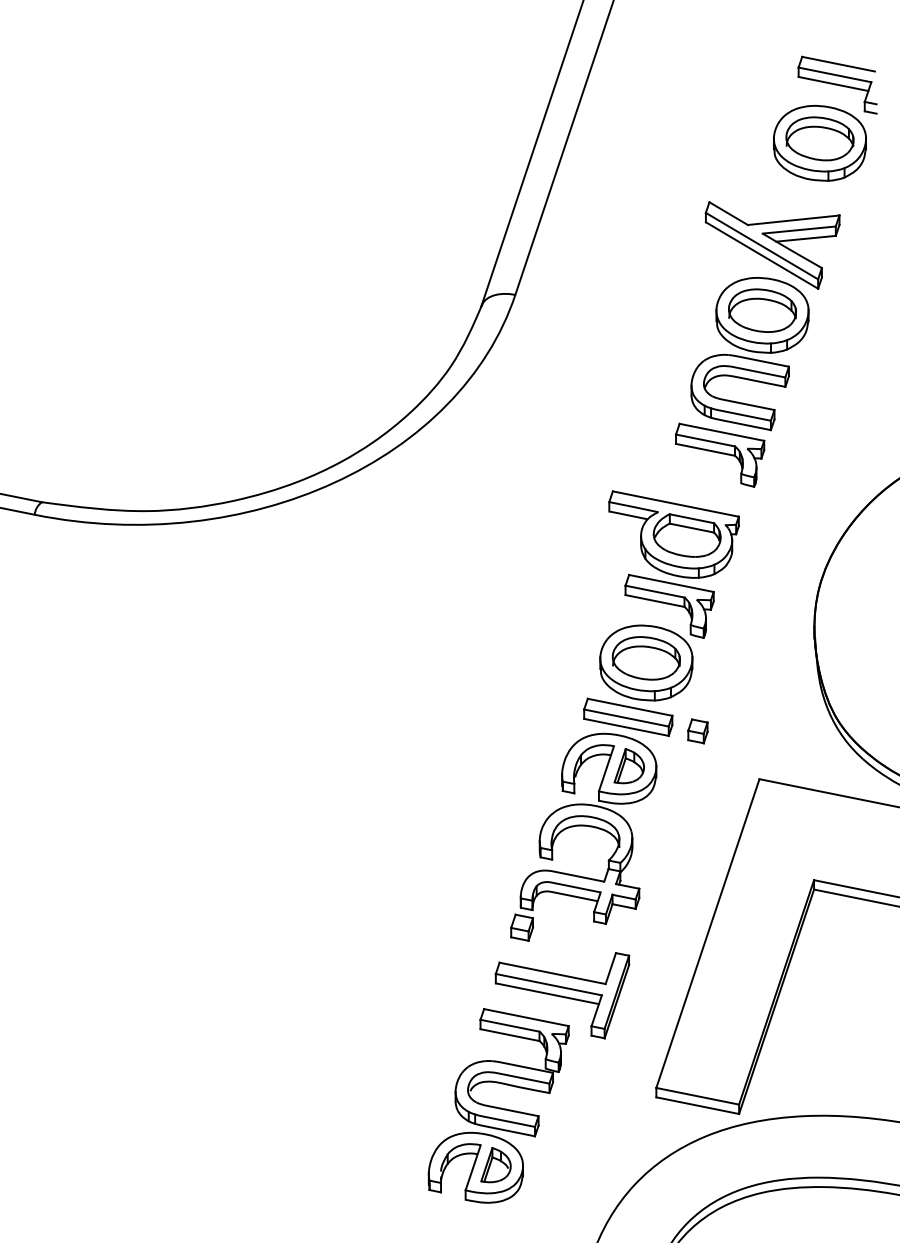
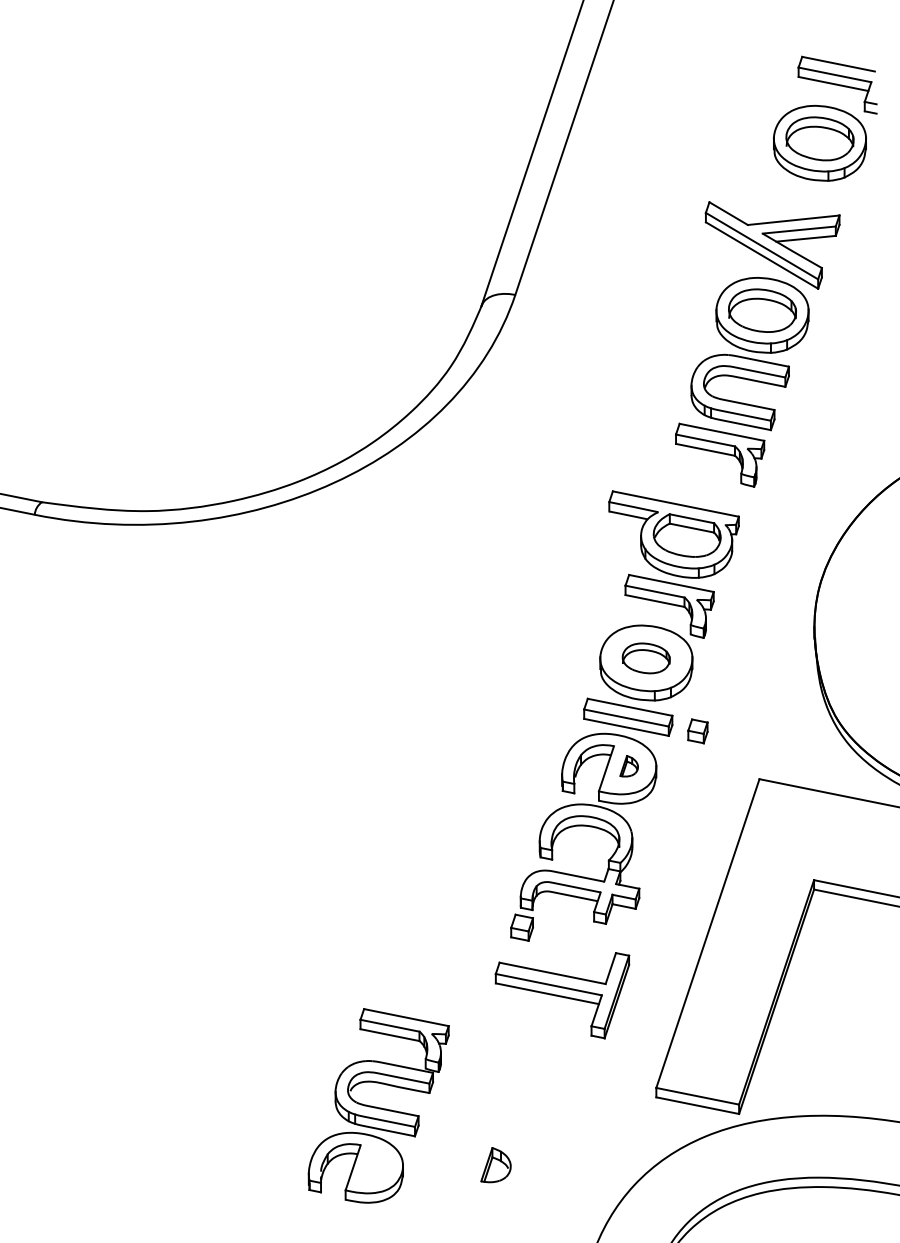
part size: 70x45 px -> 50x33 px (645, 658)
part size: 32x37 px -> 20x23 px (628, 766)
part position: (498, 1105) -> (378, 1105) (378, 1105)
